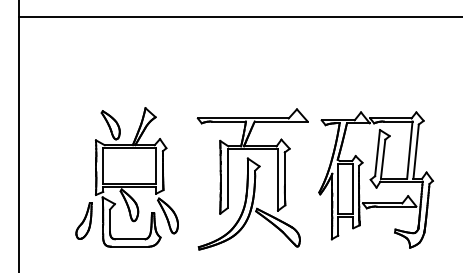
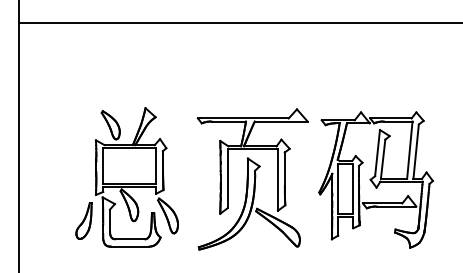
line position: (238, 16) -> (238, 22) (238, 22)
